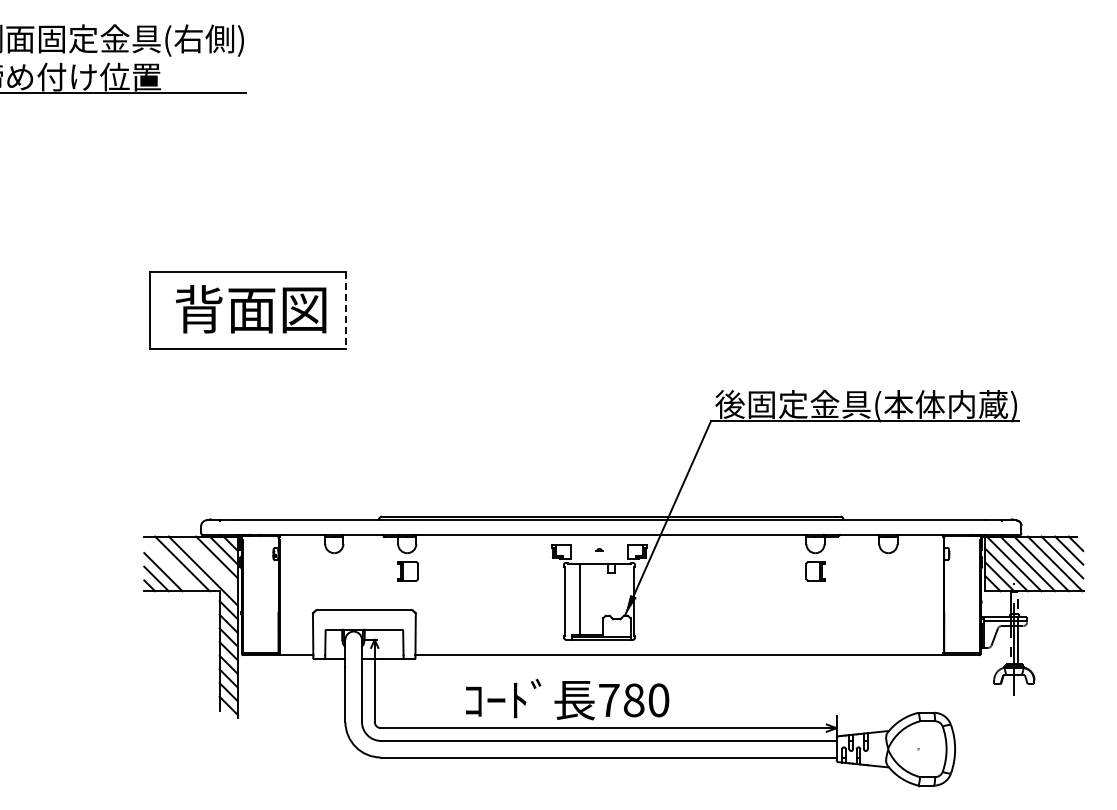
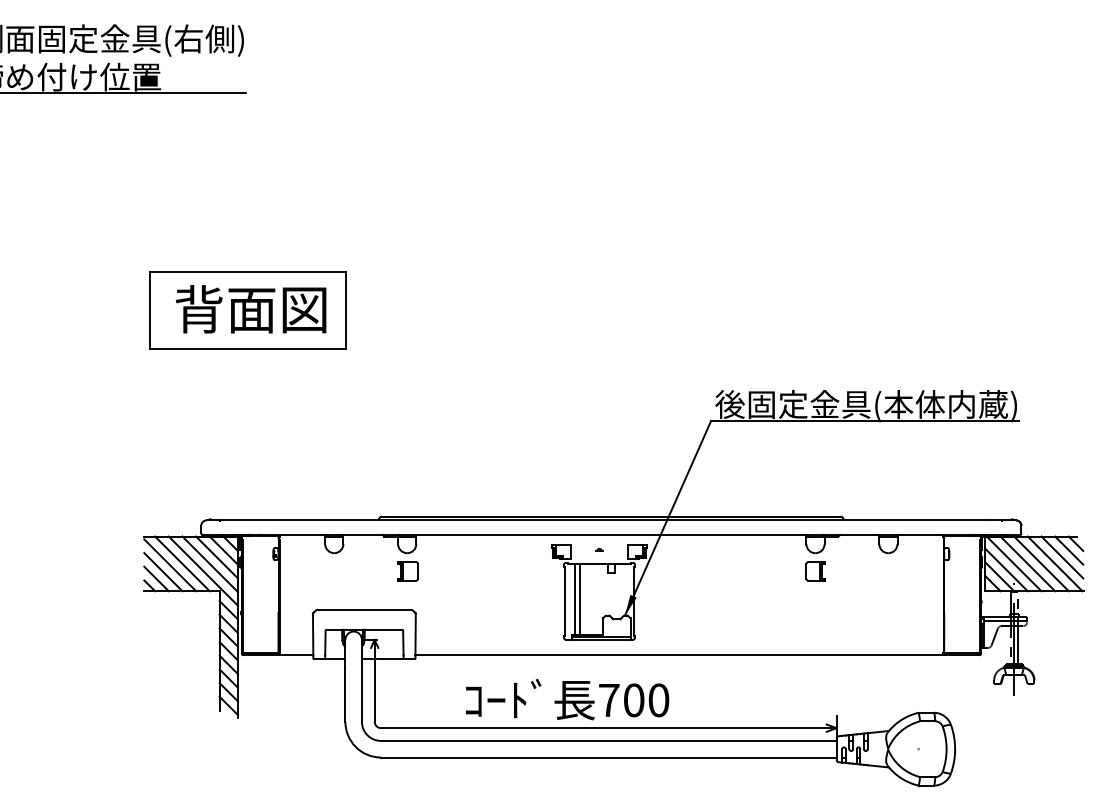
line: dashed -> solid (346, 310)
line: none -> present (209, 564)
line: none -> present (170, 565)
line: none -> present (574, 599)
text: 780 -> 700 (633, 700)
